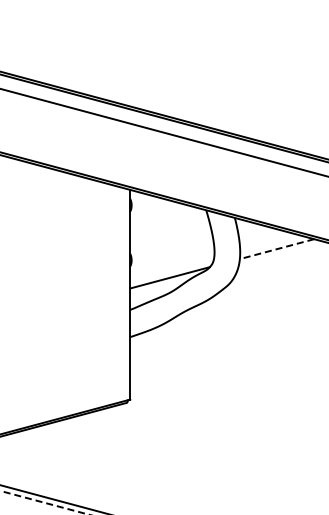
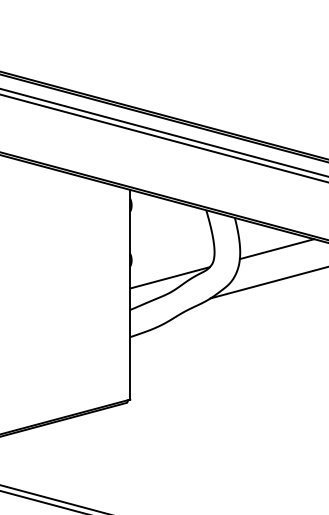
line: none -> present (163, 138)
line: dashed -> solid (276, 249)
line: none -> present (267, 282)
line: dashed -> solid (44, 502)
